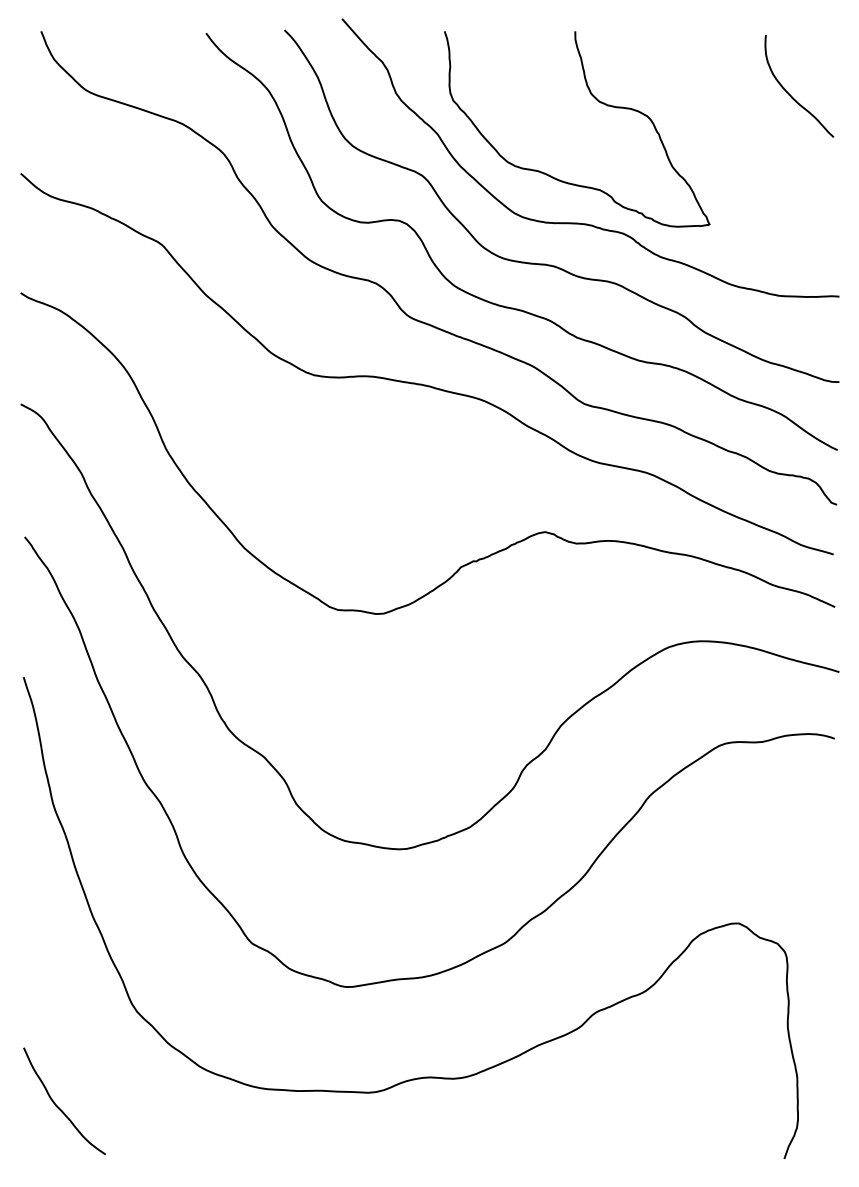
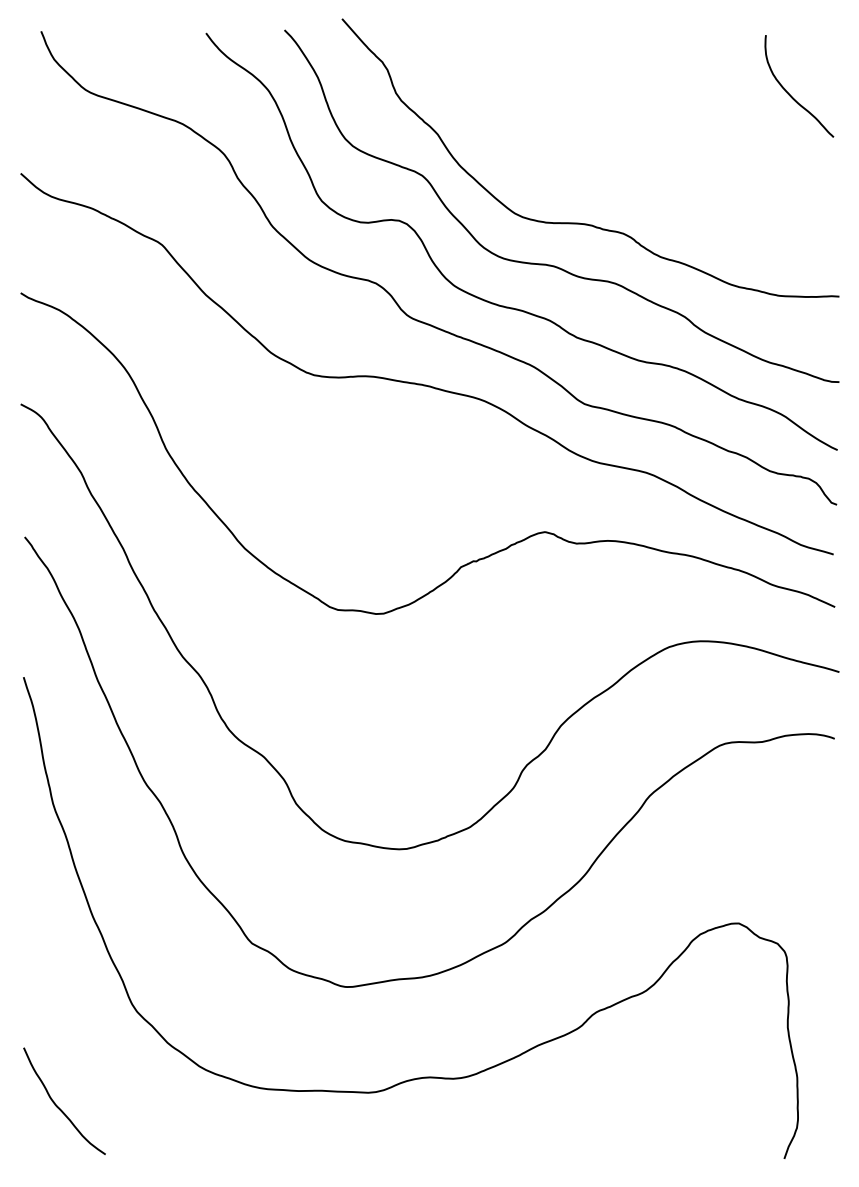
curve: present -> none (597, 101)
